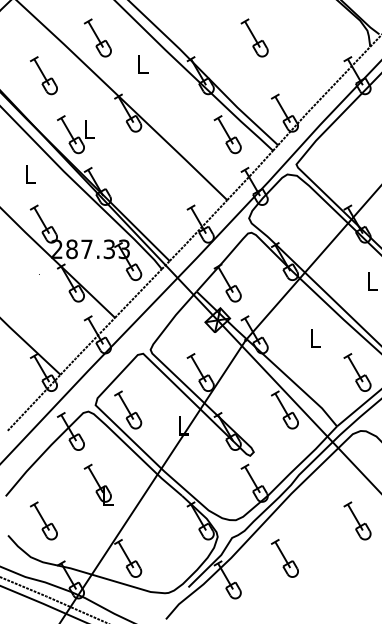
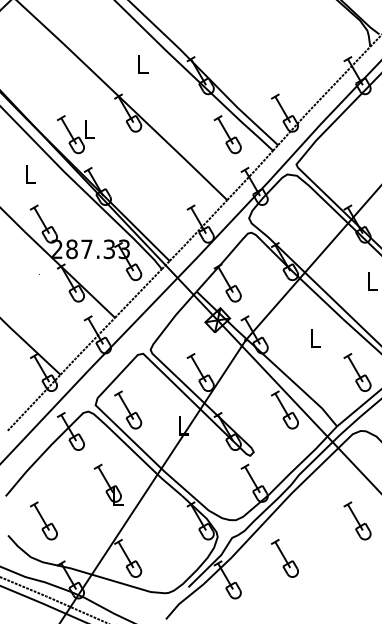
part: present -> none (97, 37)
part: present -> none (254, 37)
part: present -> none (43, 75)
part position: (98, 484) -> (108, 484) (108, 484)
